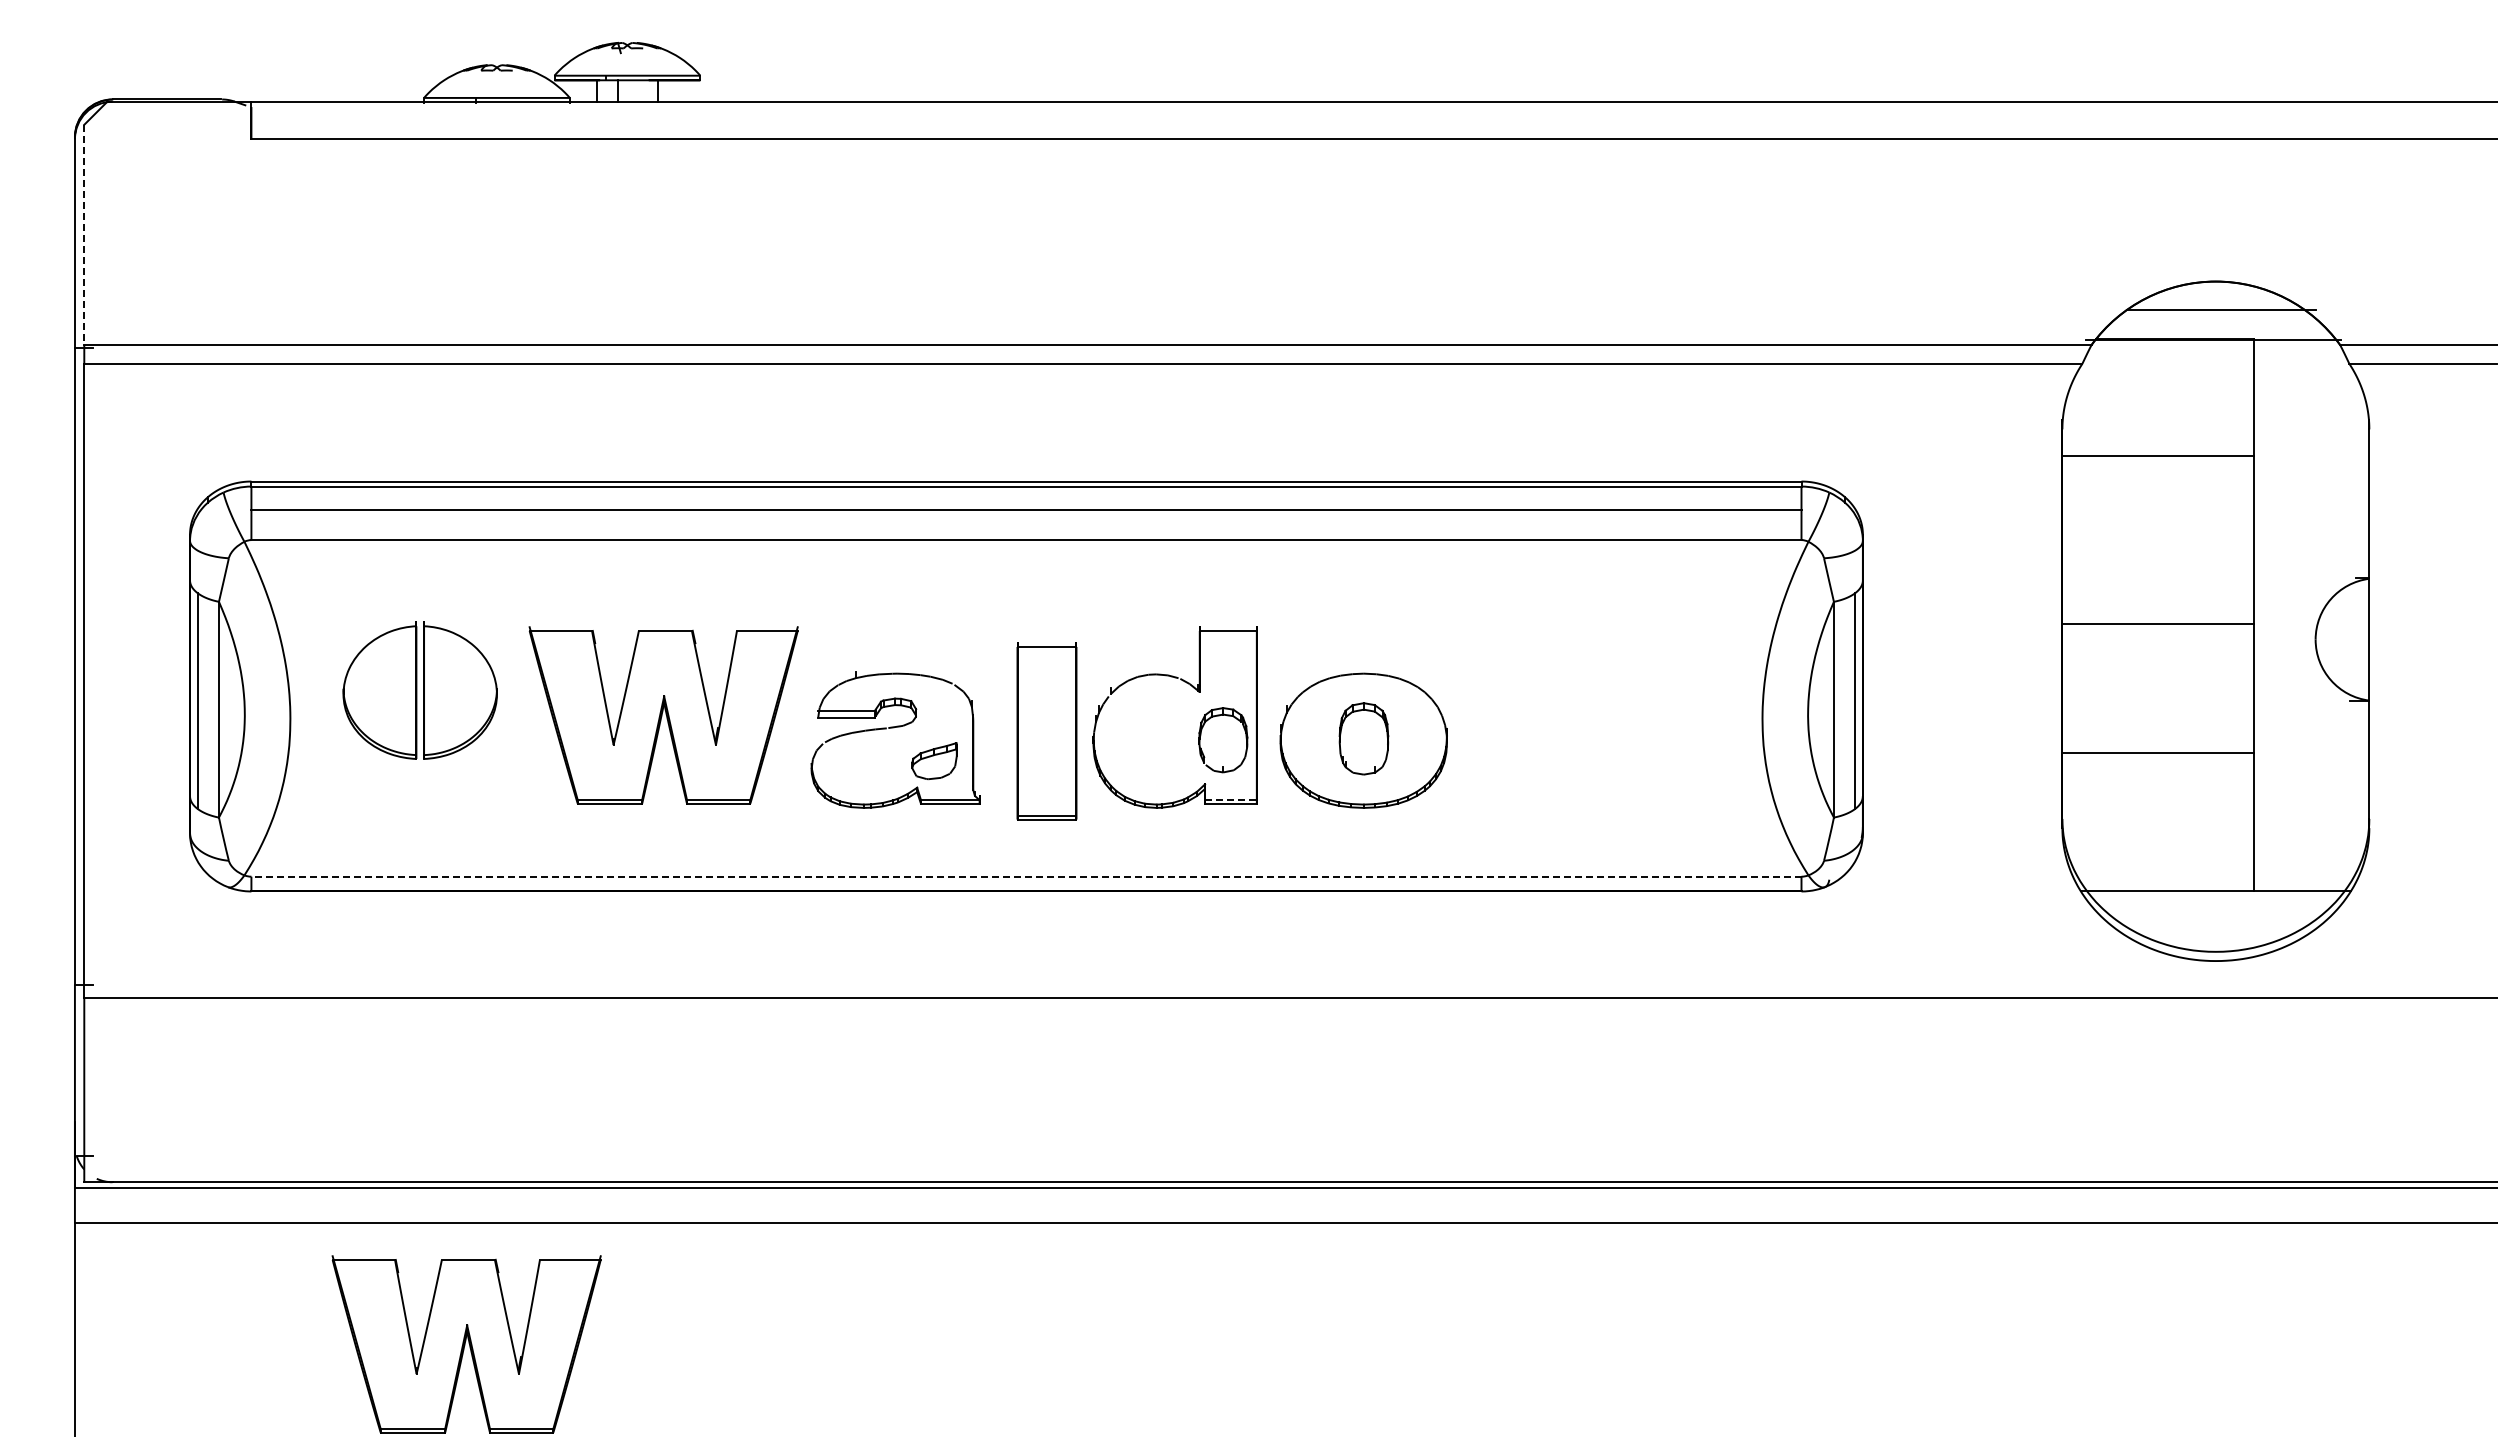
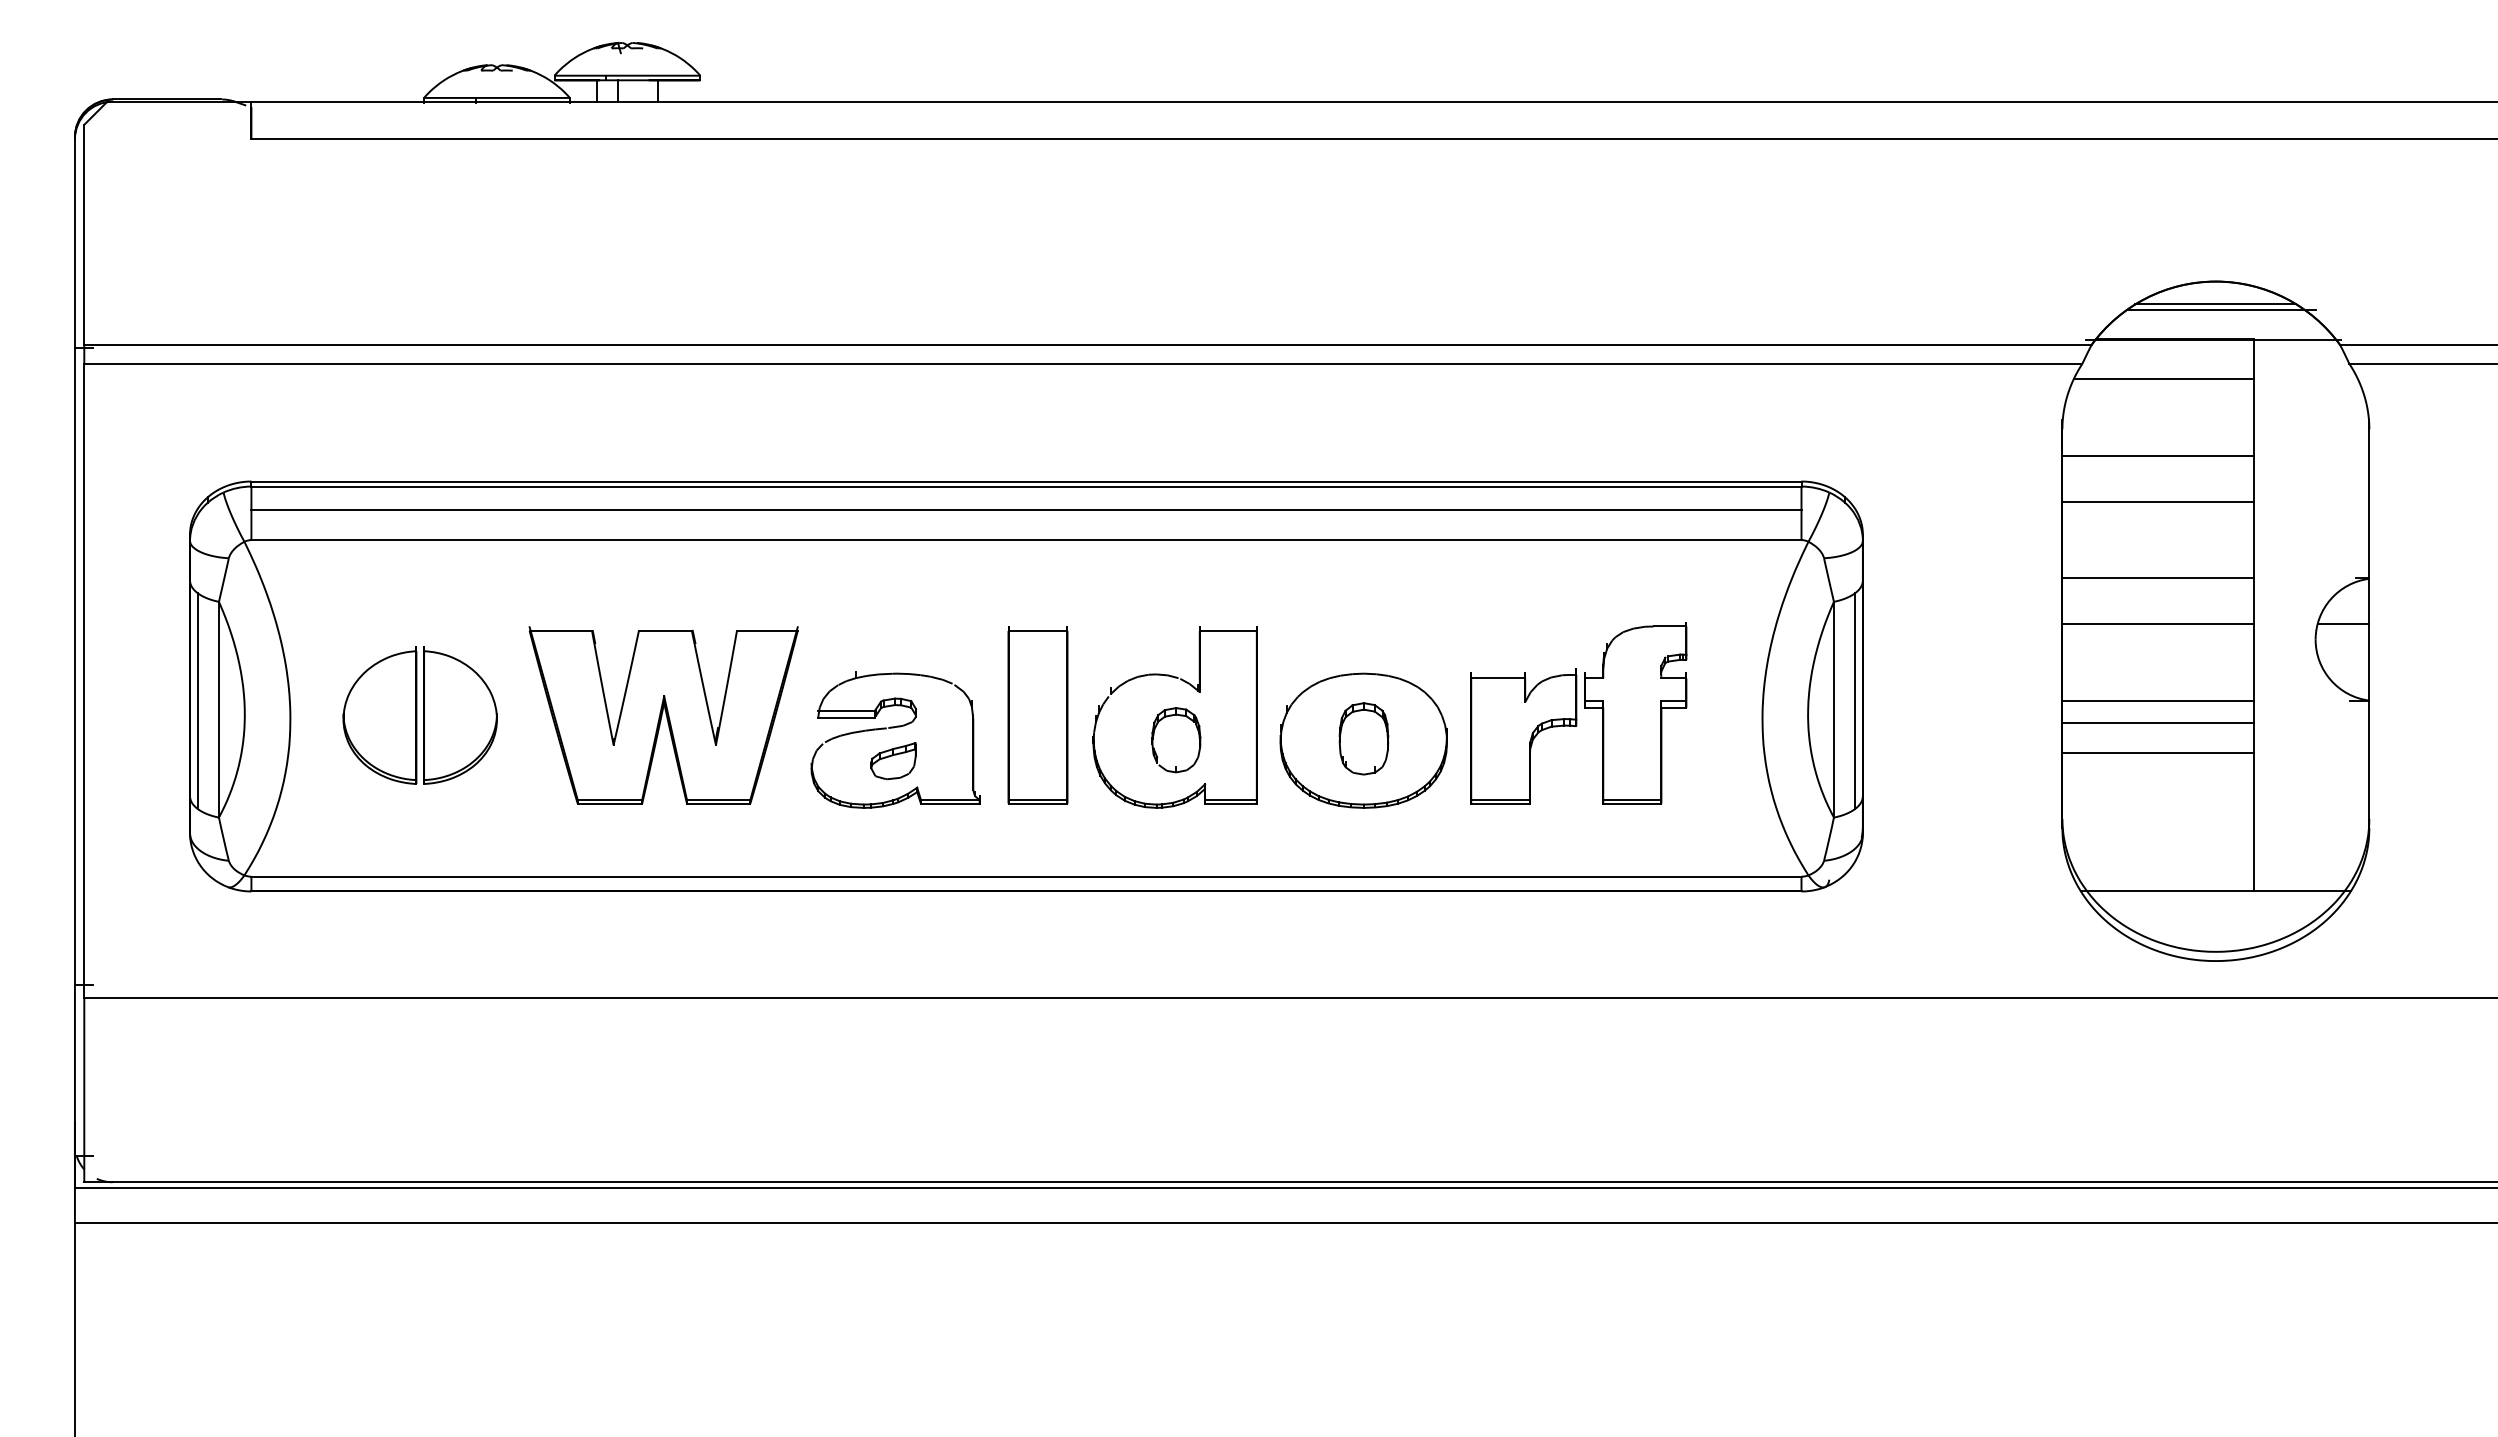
line: dashed -> solid (84, 235)
line: none -> present (2215, 304)
line: none -> present (2163, 378)
line: none -> present (2158, 501)
line: none -> present (2158, 578)
line: none -> present (2343, 624)
part position: (419, 690) -> (419, 715) (419, 715)
line: none -> present (2158, 701)
part: none -> present (1578, 713)
line: none -> present (2158, 722)
part position: (1046, 731) -> (1037, 715) (1037, 715)
part position: (1245, 738) -> (1198, 738) (1198, 738)
part position: (934, 761) -> (893, 761) (893, 761)
line: dashed -> solid (1230, 799)
line: dashed -> solid (1025, 876)
part: present -> none (466, 1344)
